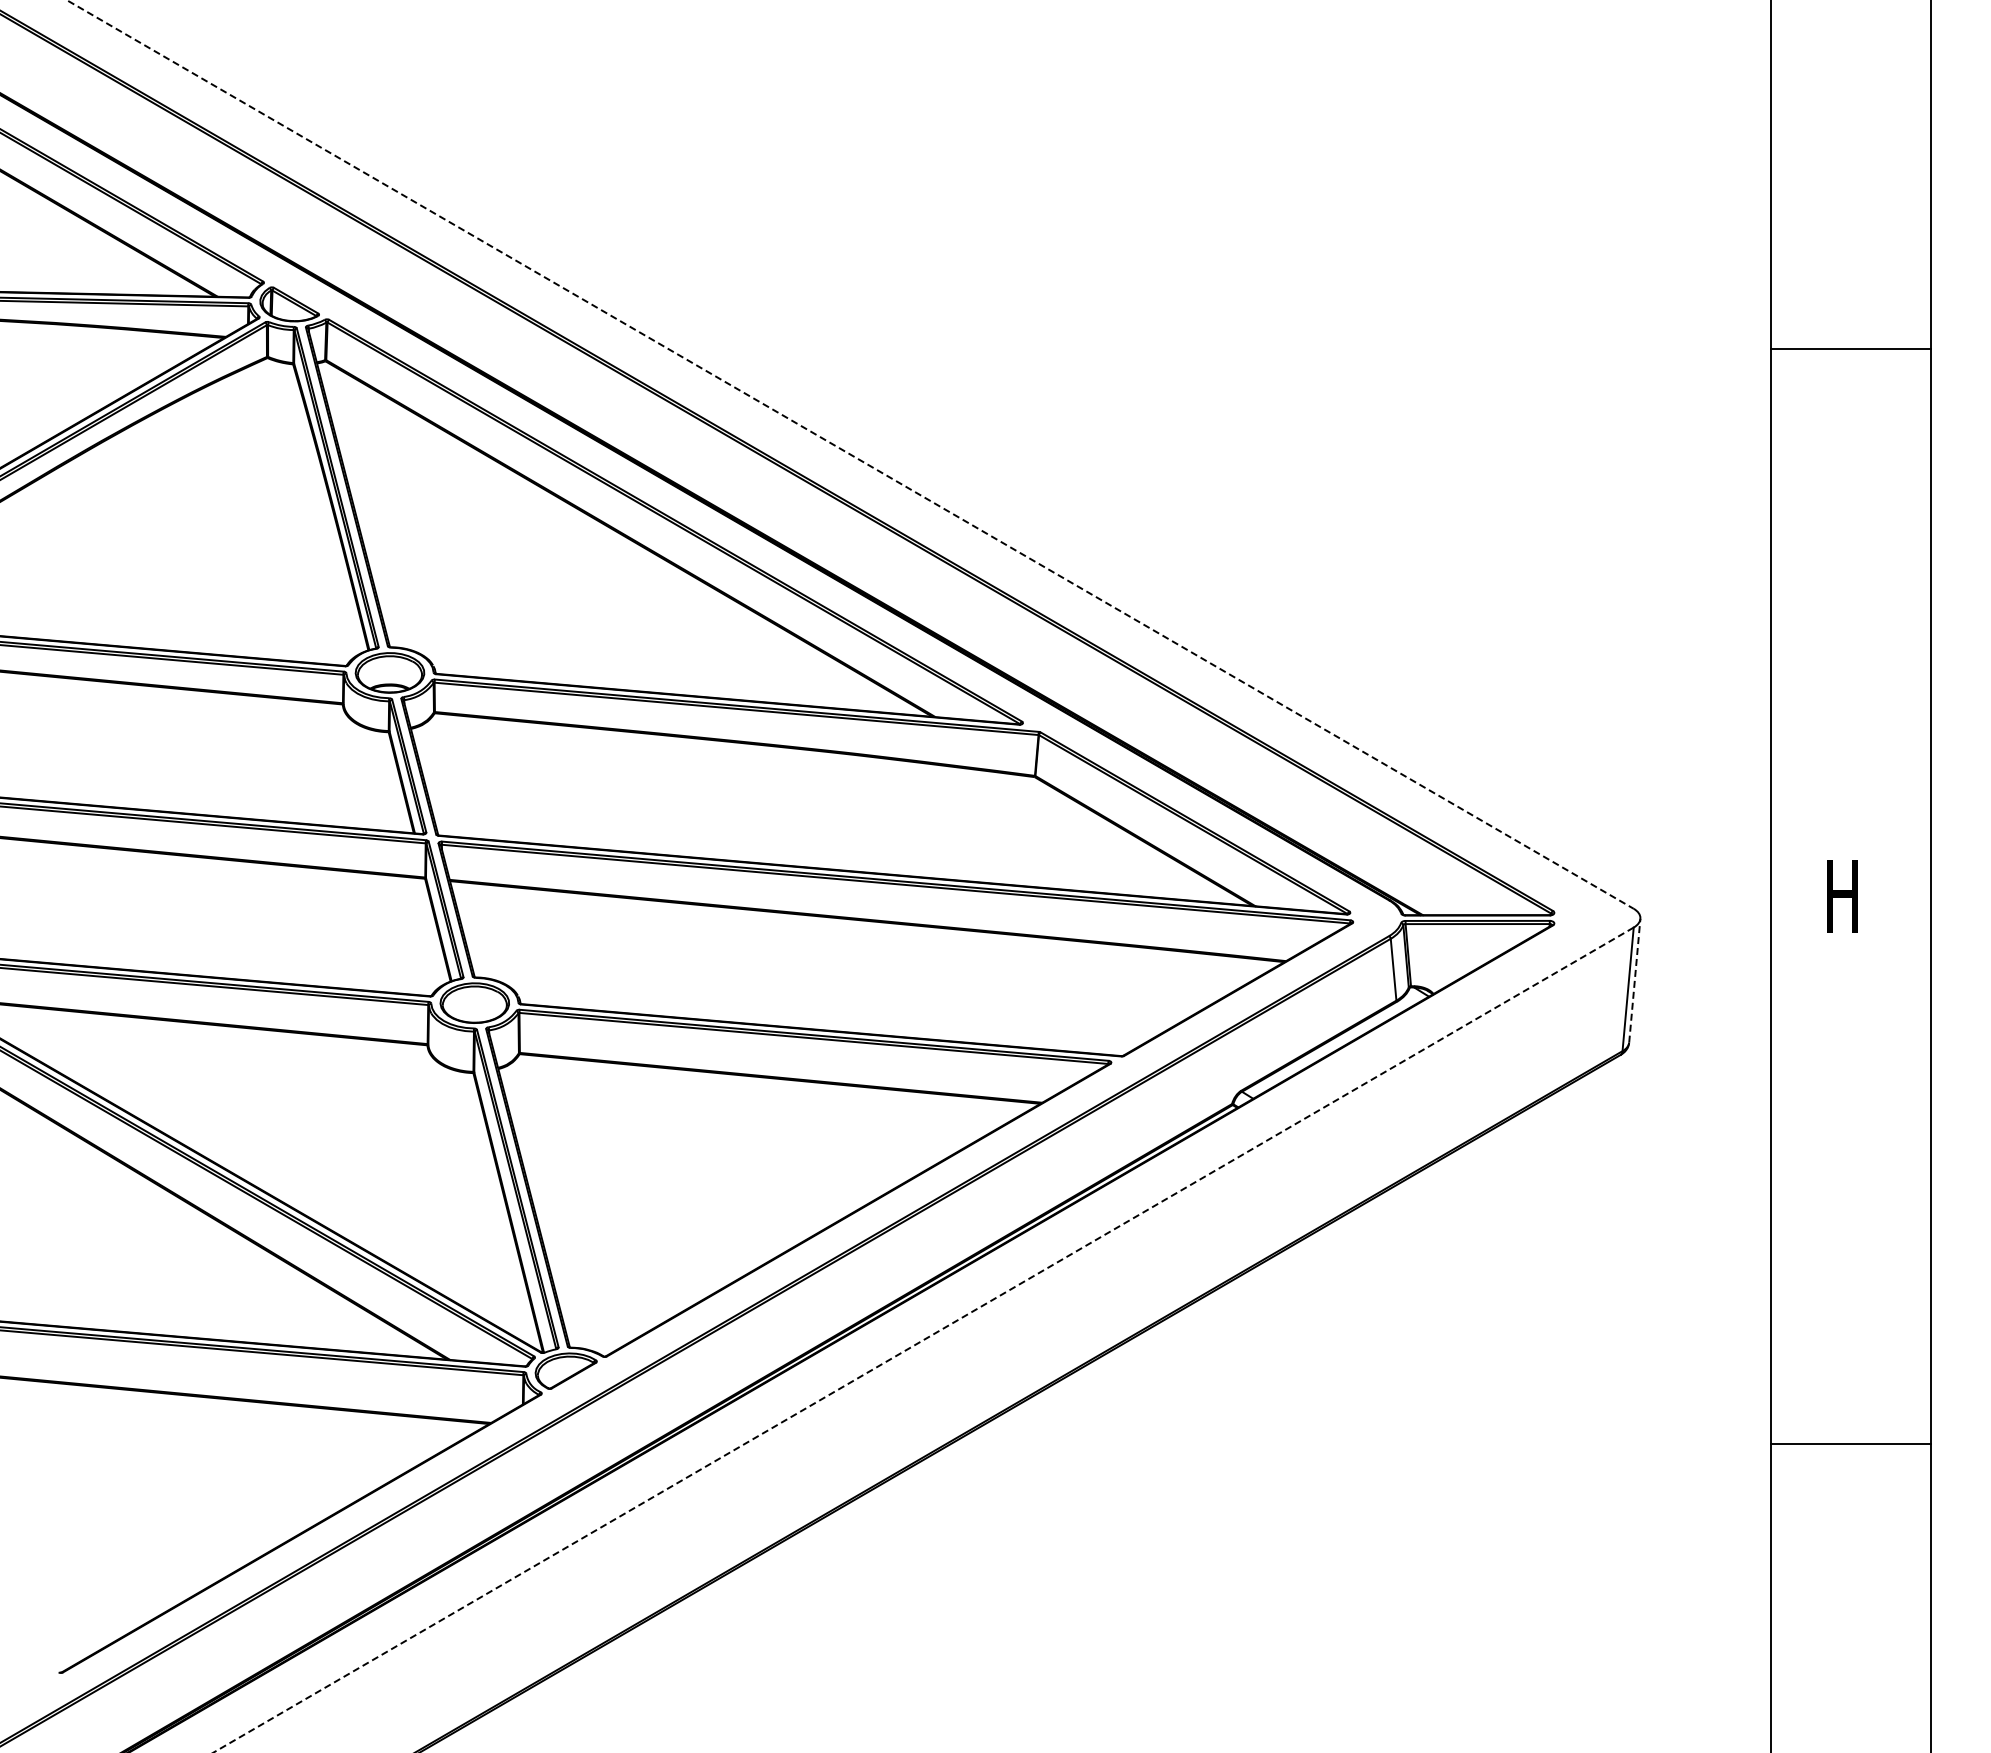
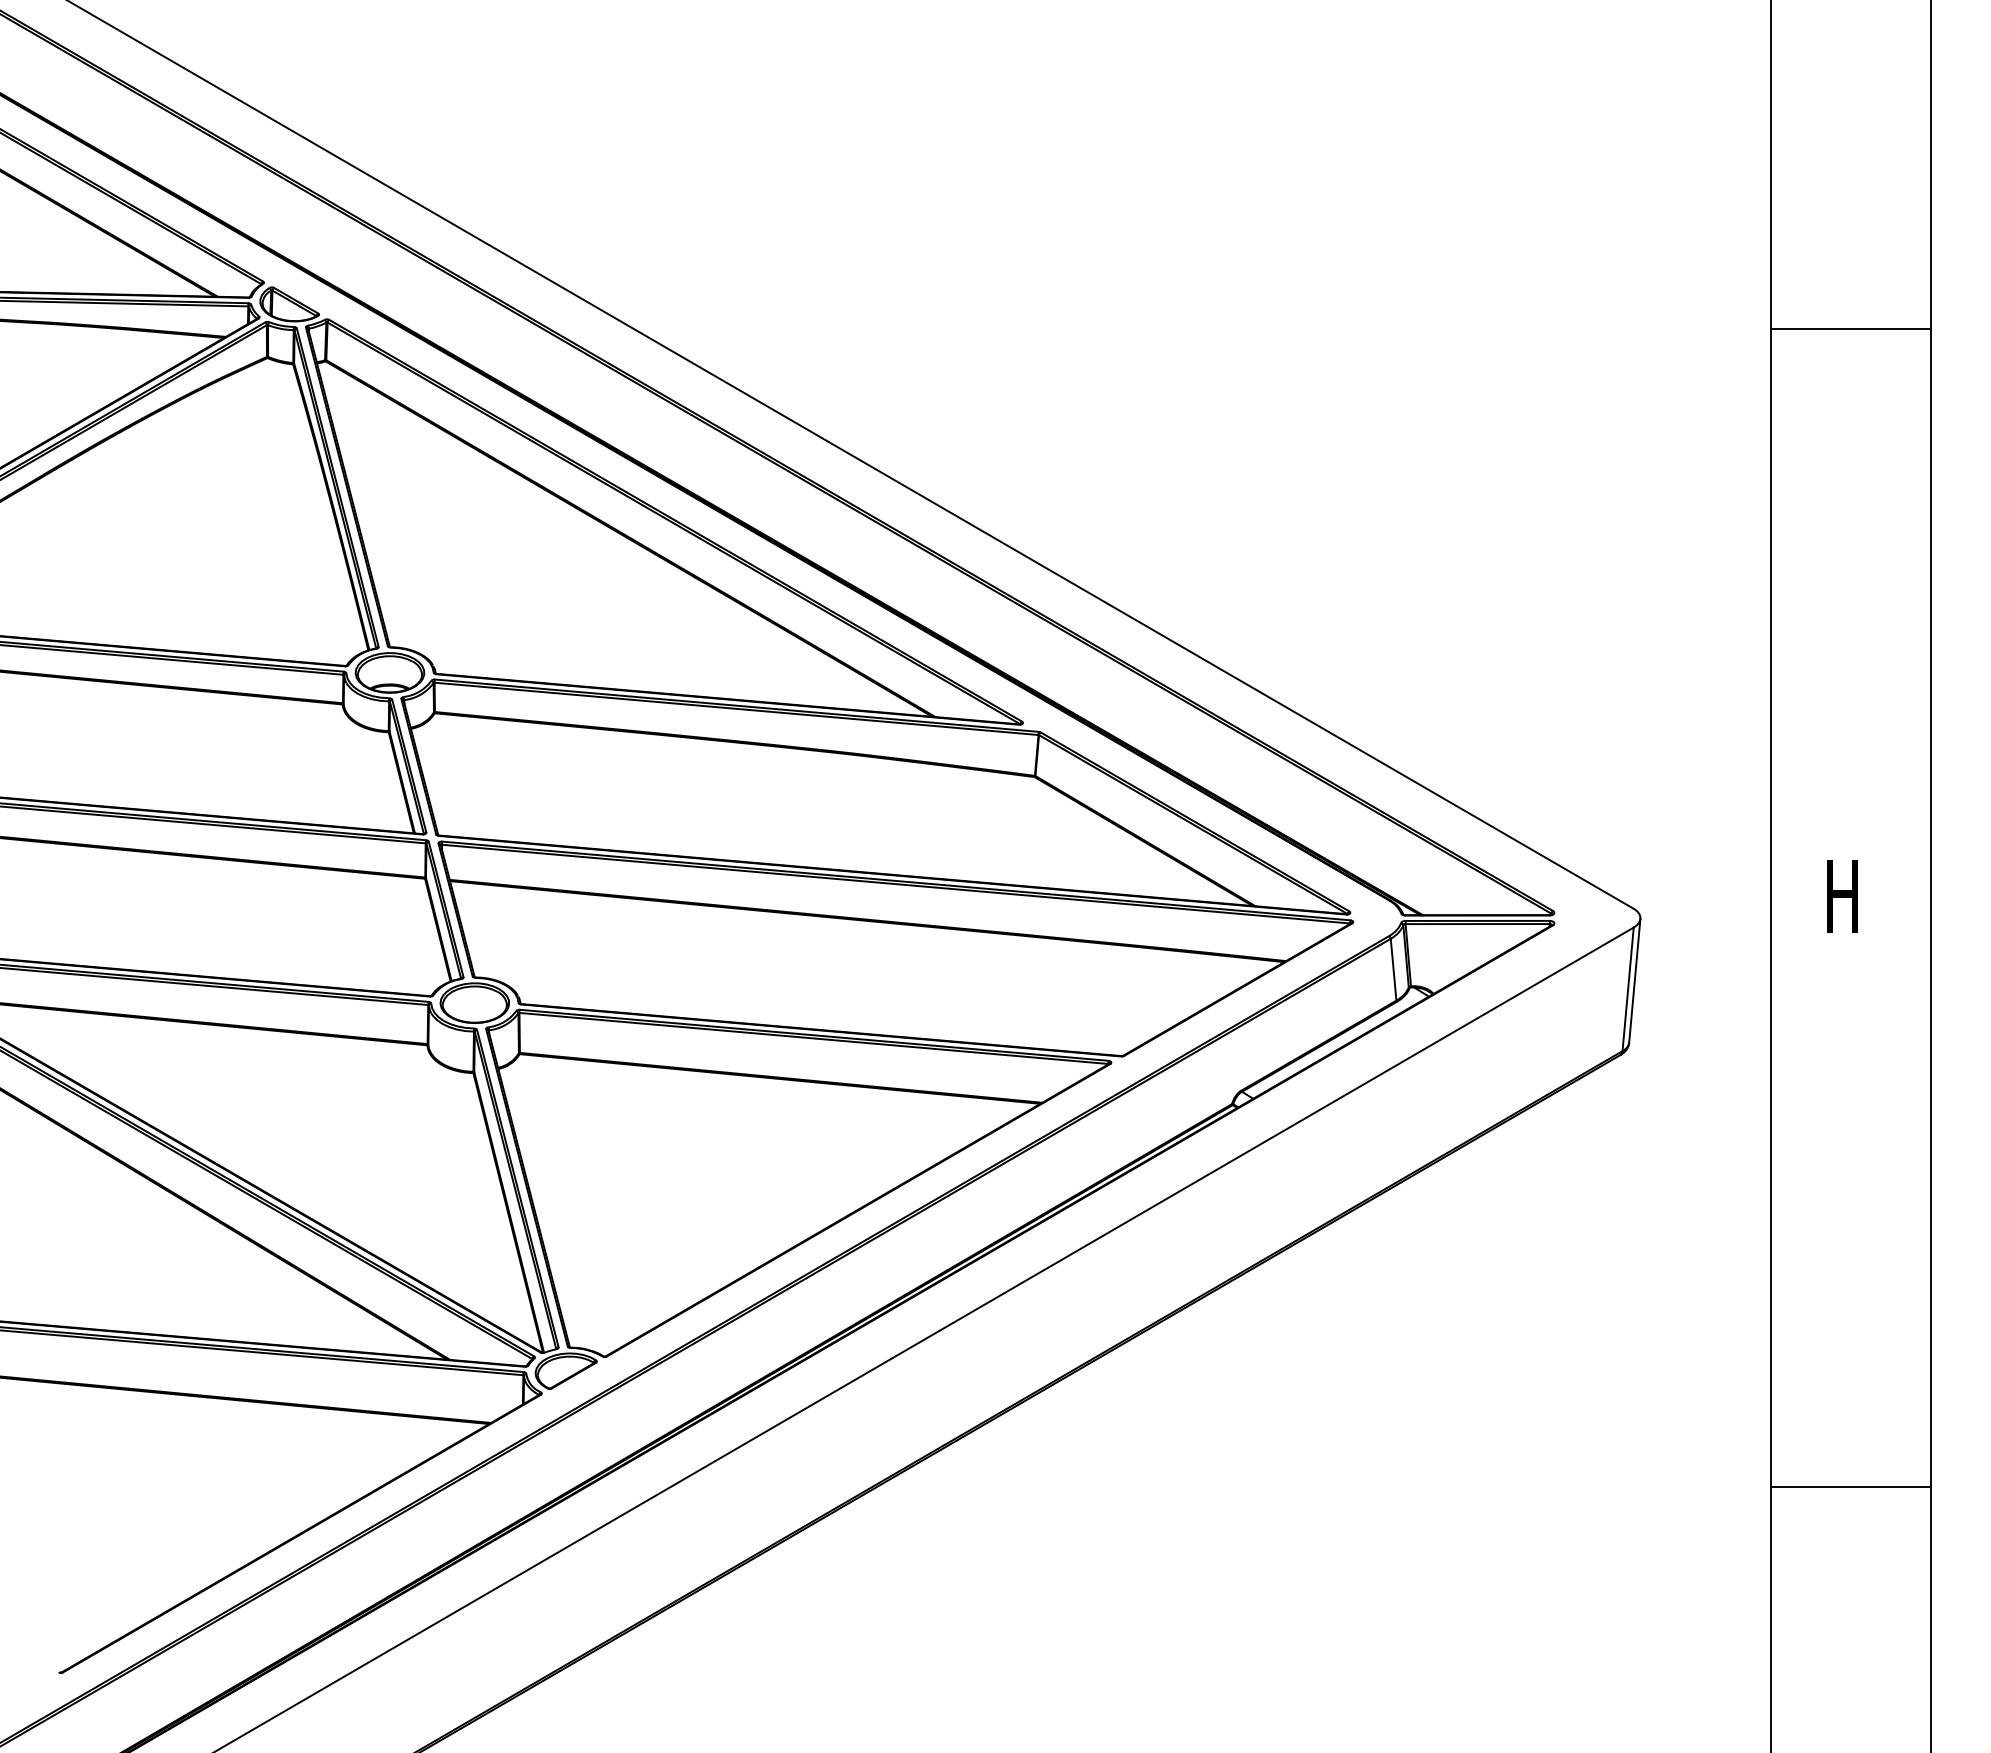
line position: (1850, 348) -> (1850, 328) (1850, 328)
line: dashed -> solid (850, 454)
line: dashed -> solid (1634, 980)
line: dashed -> solid (923, 1340)
line position: (1850, 1444) -> (1850, 1487) (1850, 1487)
